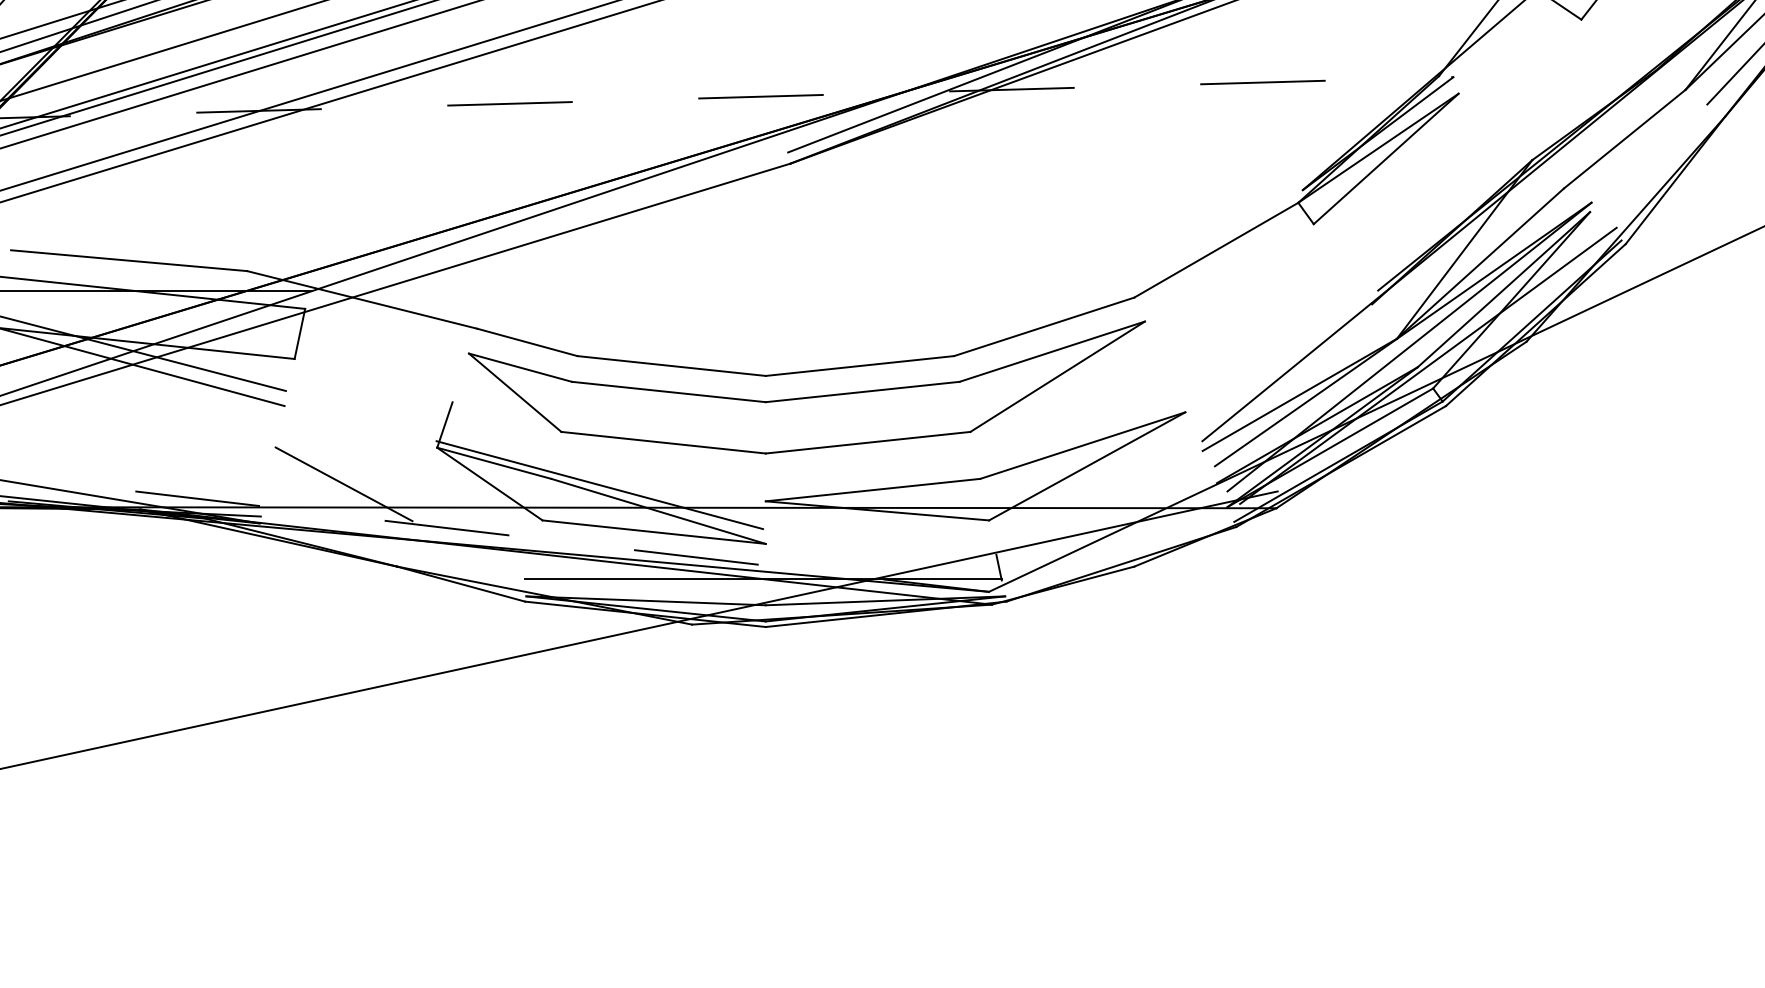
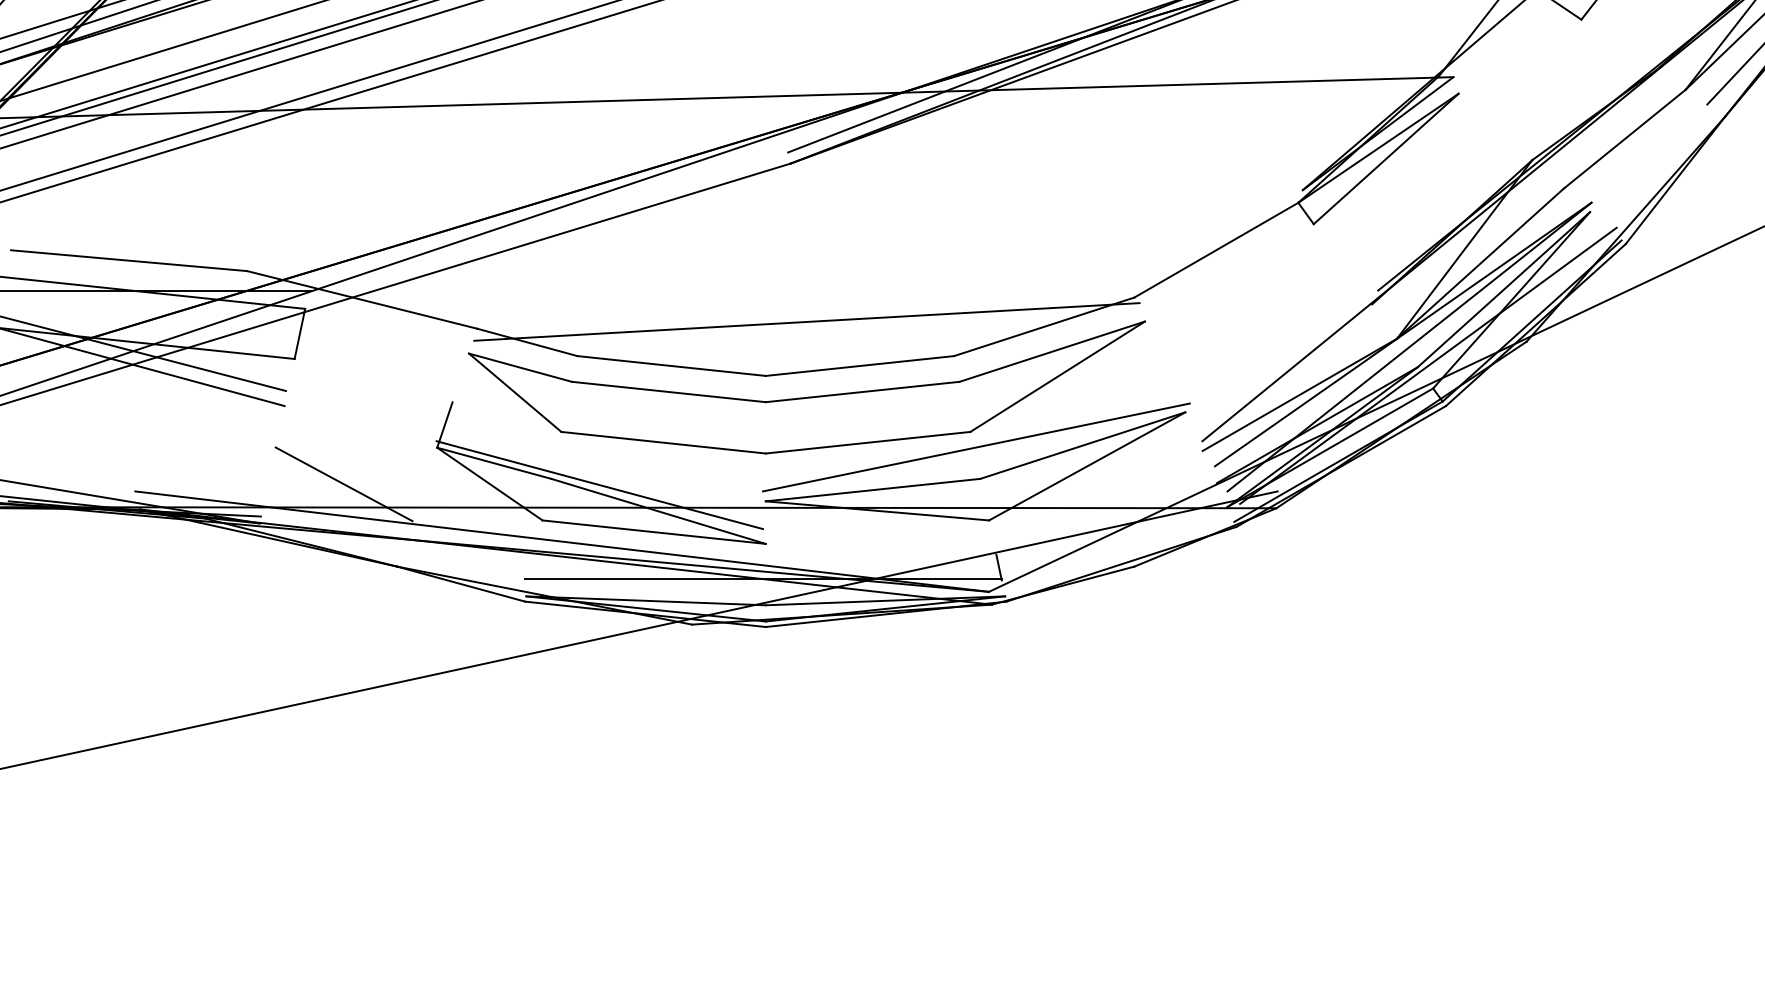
line: dashed -> solid (726, 97)
line: none -> present (806, 321)
line: none -> present (976, 447)
line: dashed -> solid (562, 541)
